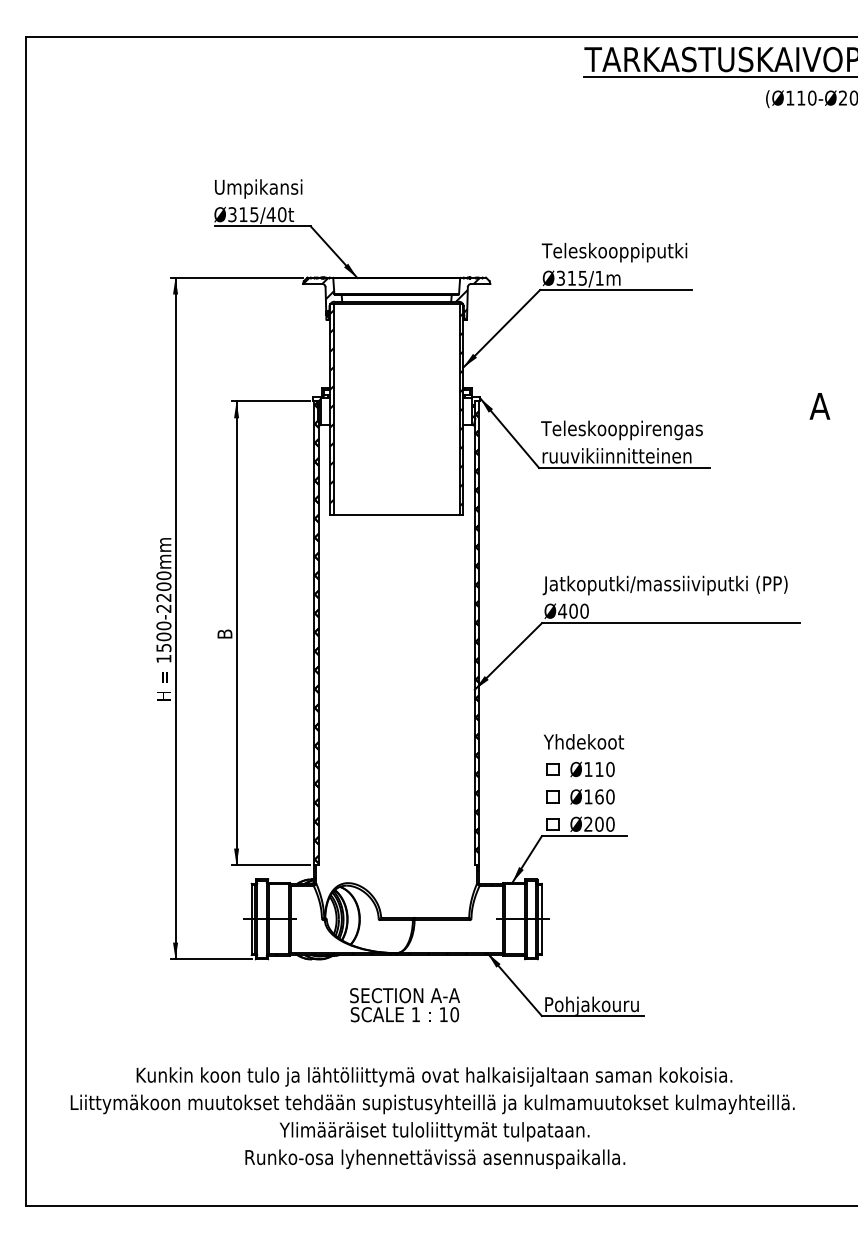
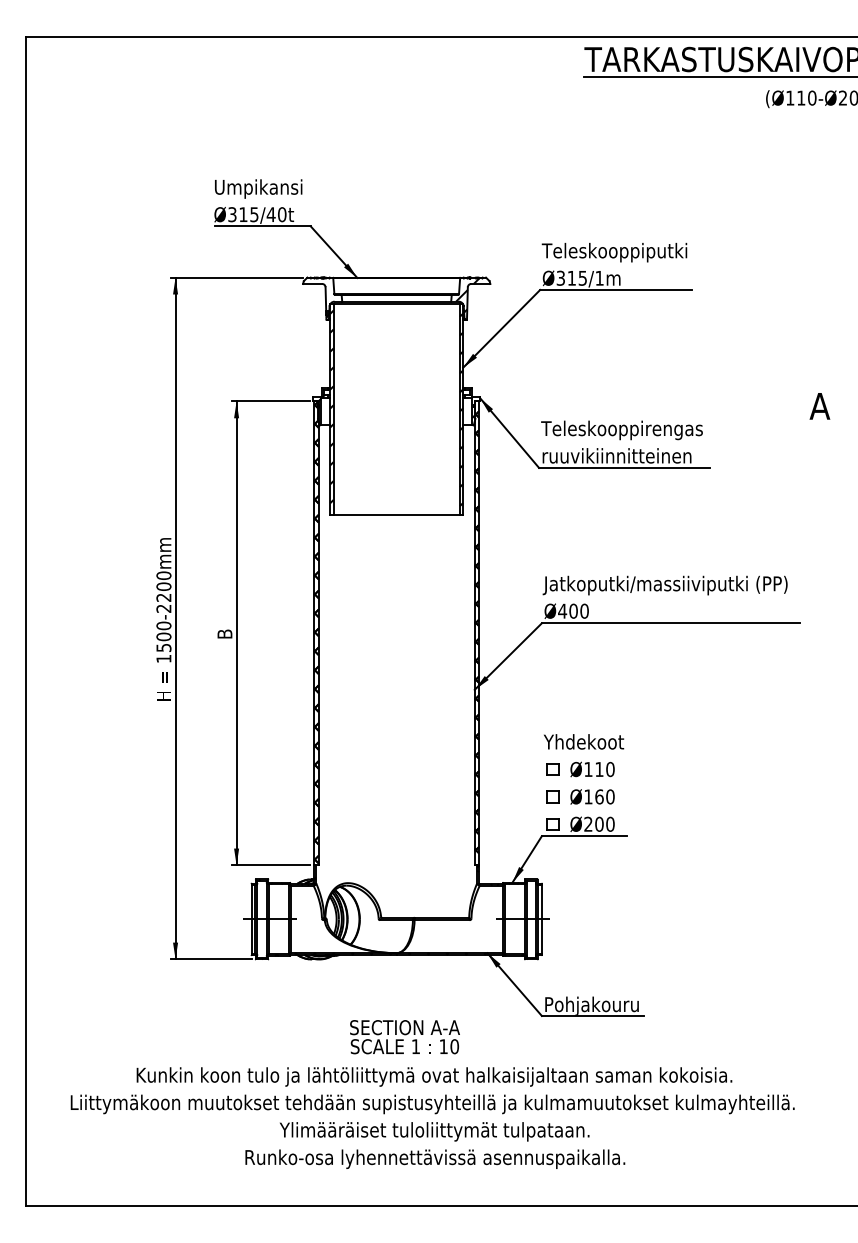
hatch: present -> none (318, 288)
text position: (404, 1005) -> (404, 1037) (404, 1037)
